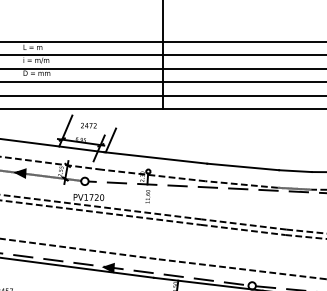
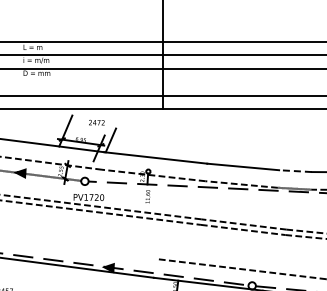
line: present -> none (162, 82)
text position: (88, 125) -> (96, 122) (96, 122)
line: solid -> dashed (294, 171)
line: present -> none (79, 249)
